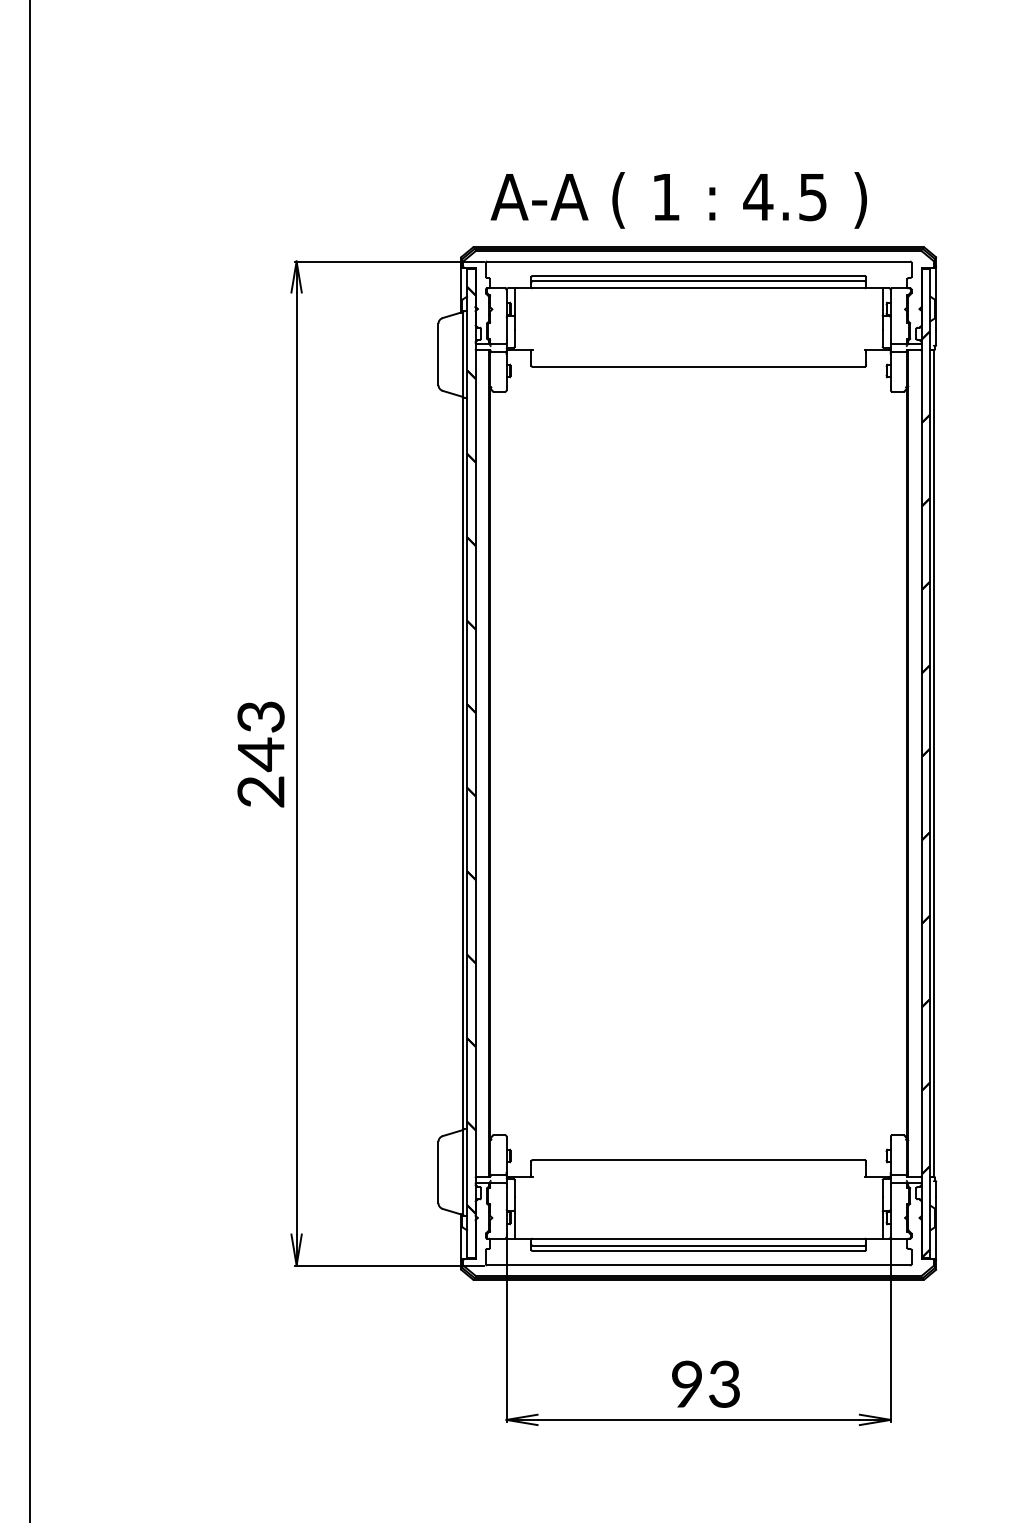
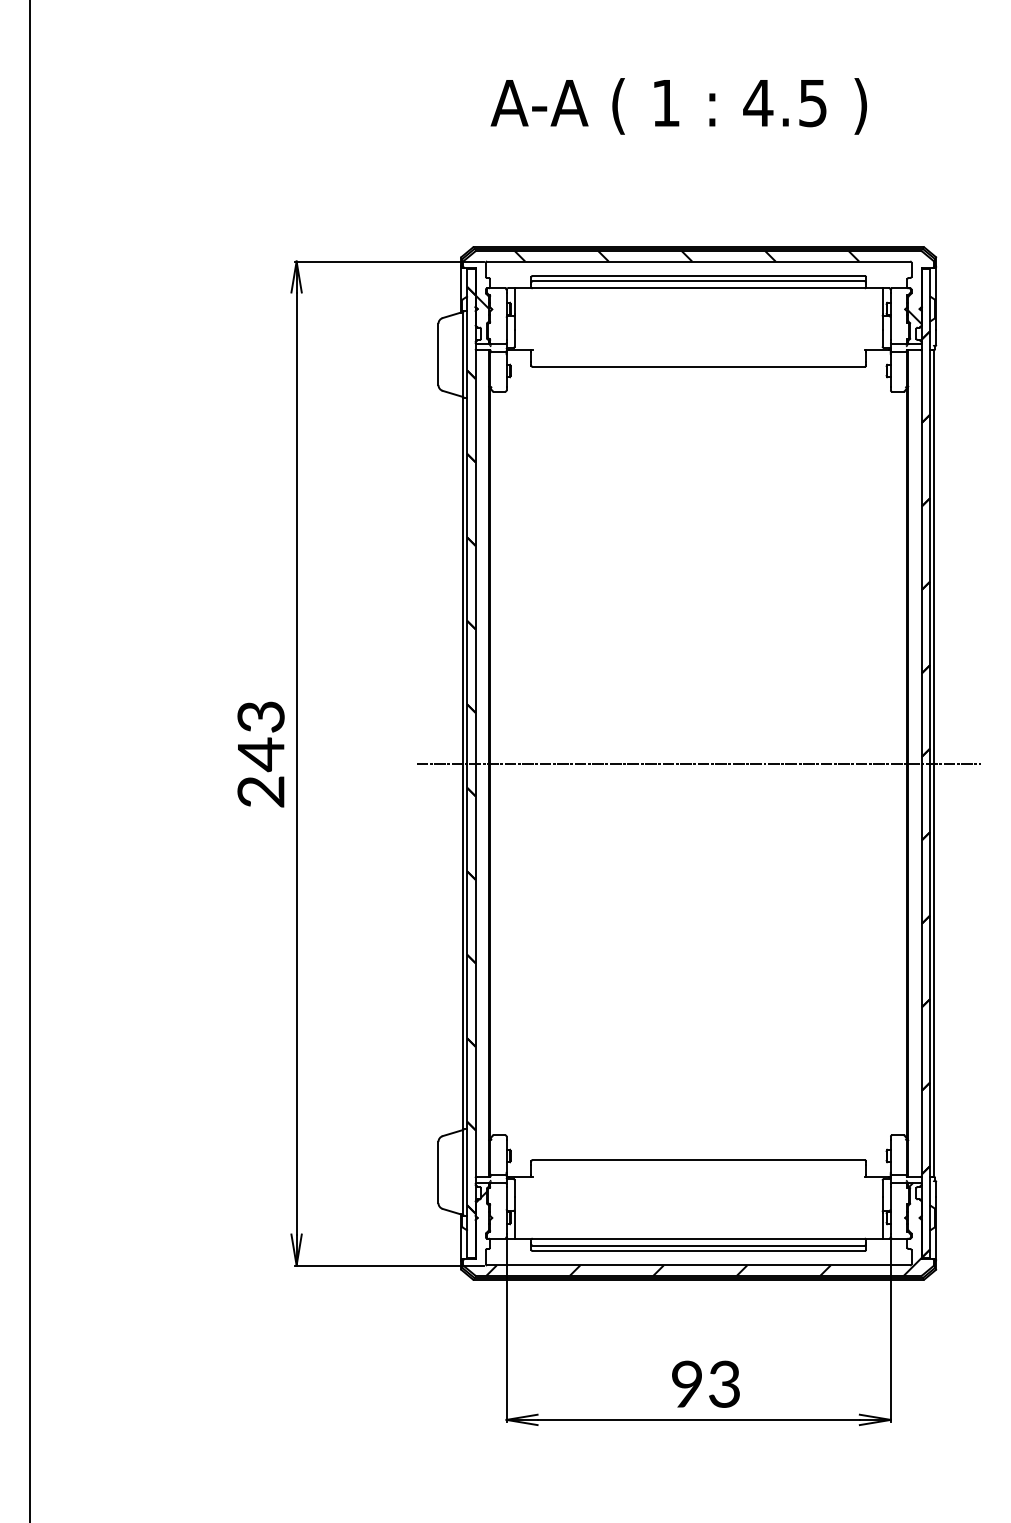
text position: (678, 200) -> (678, 106) (678, 106)
hatch: none -> present (698, 287)
line: none -> present (698, 763)
hatch: none -> present (698, 1228)
